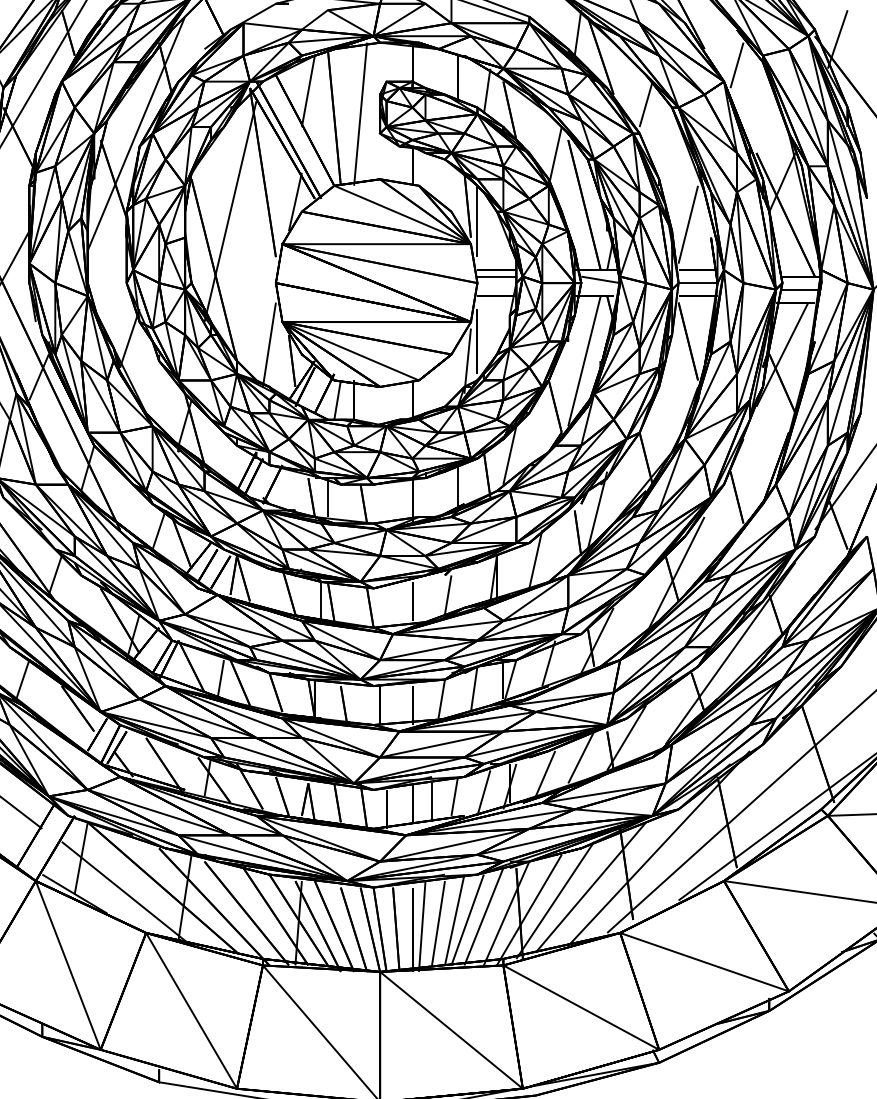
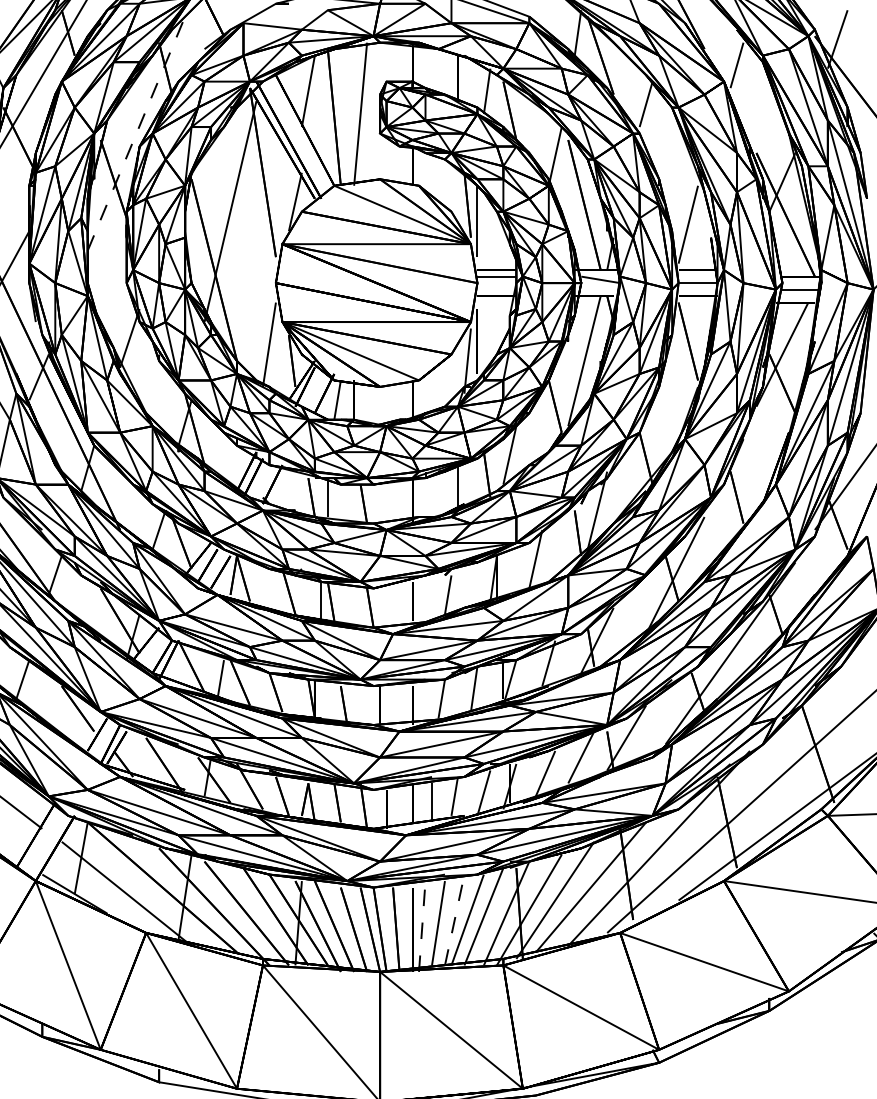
line: solid -> dashed (136, 133)
line: solid -> dashed (454, 919)
line: solid -> dashed (422, 926)
